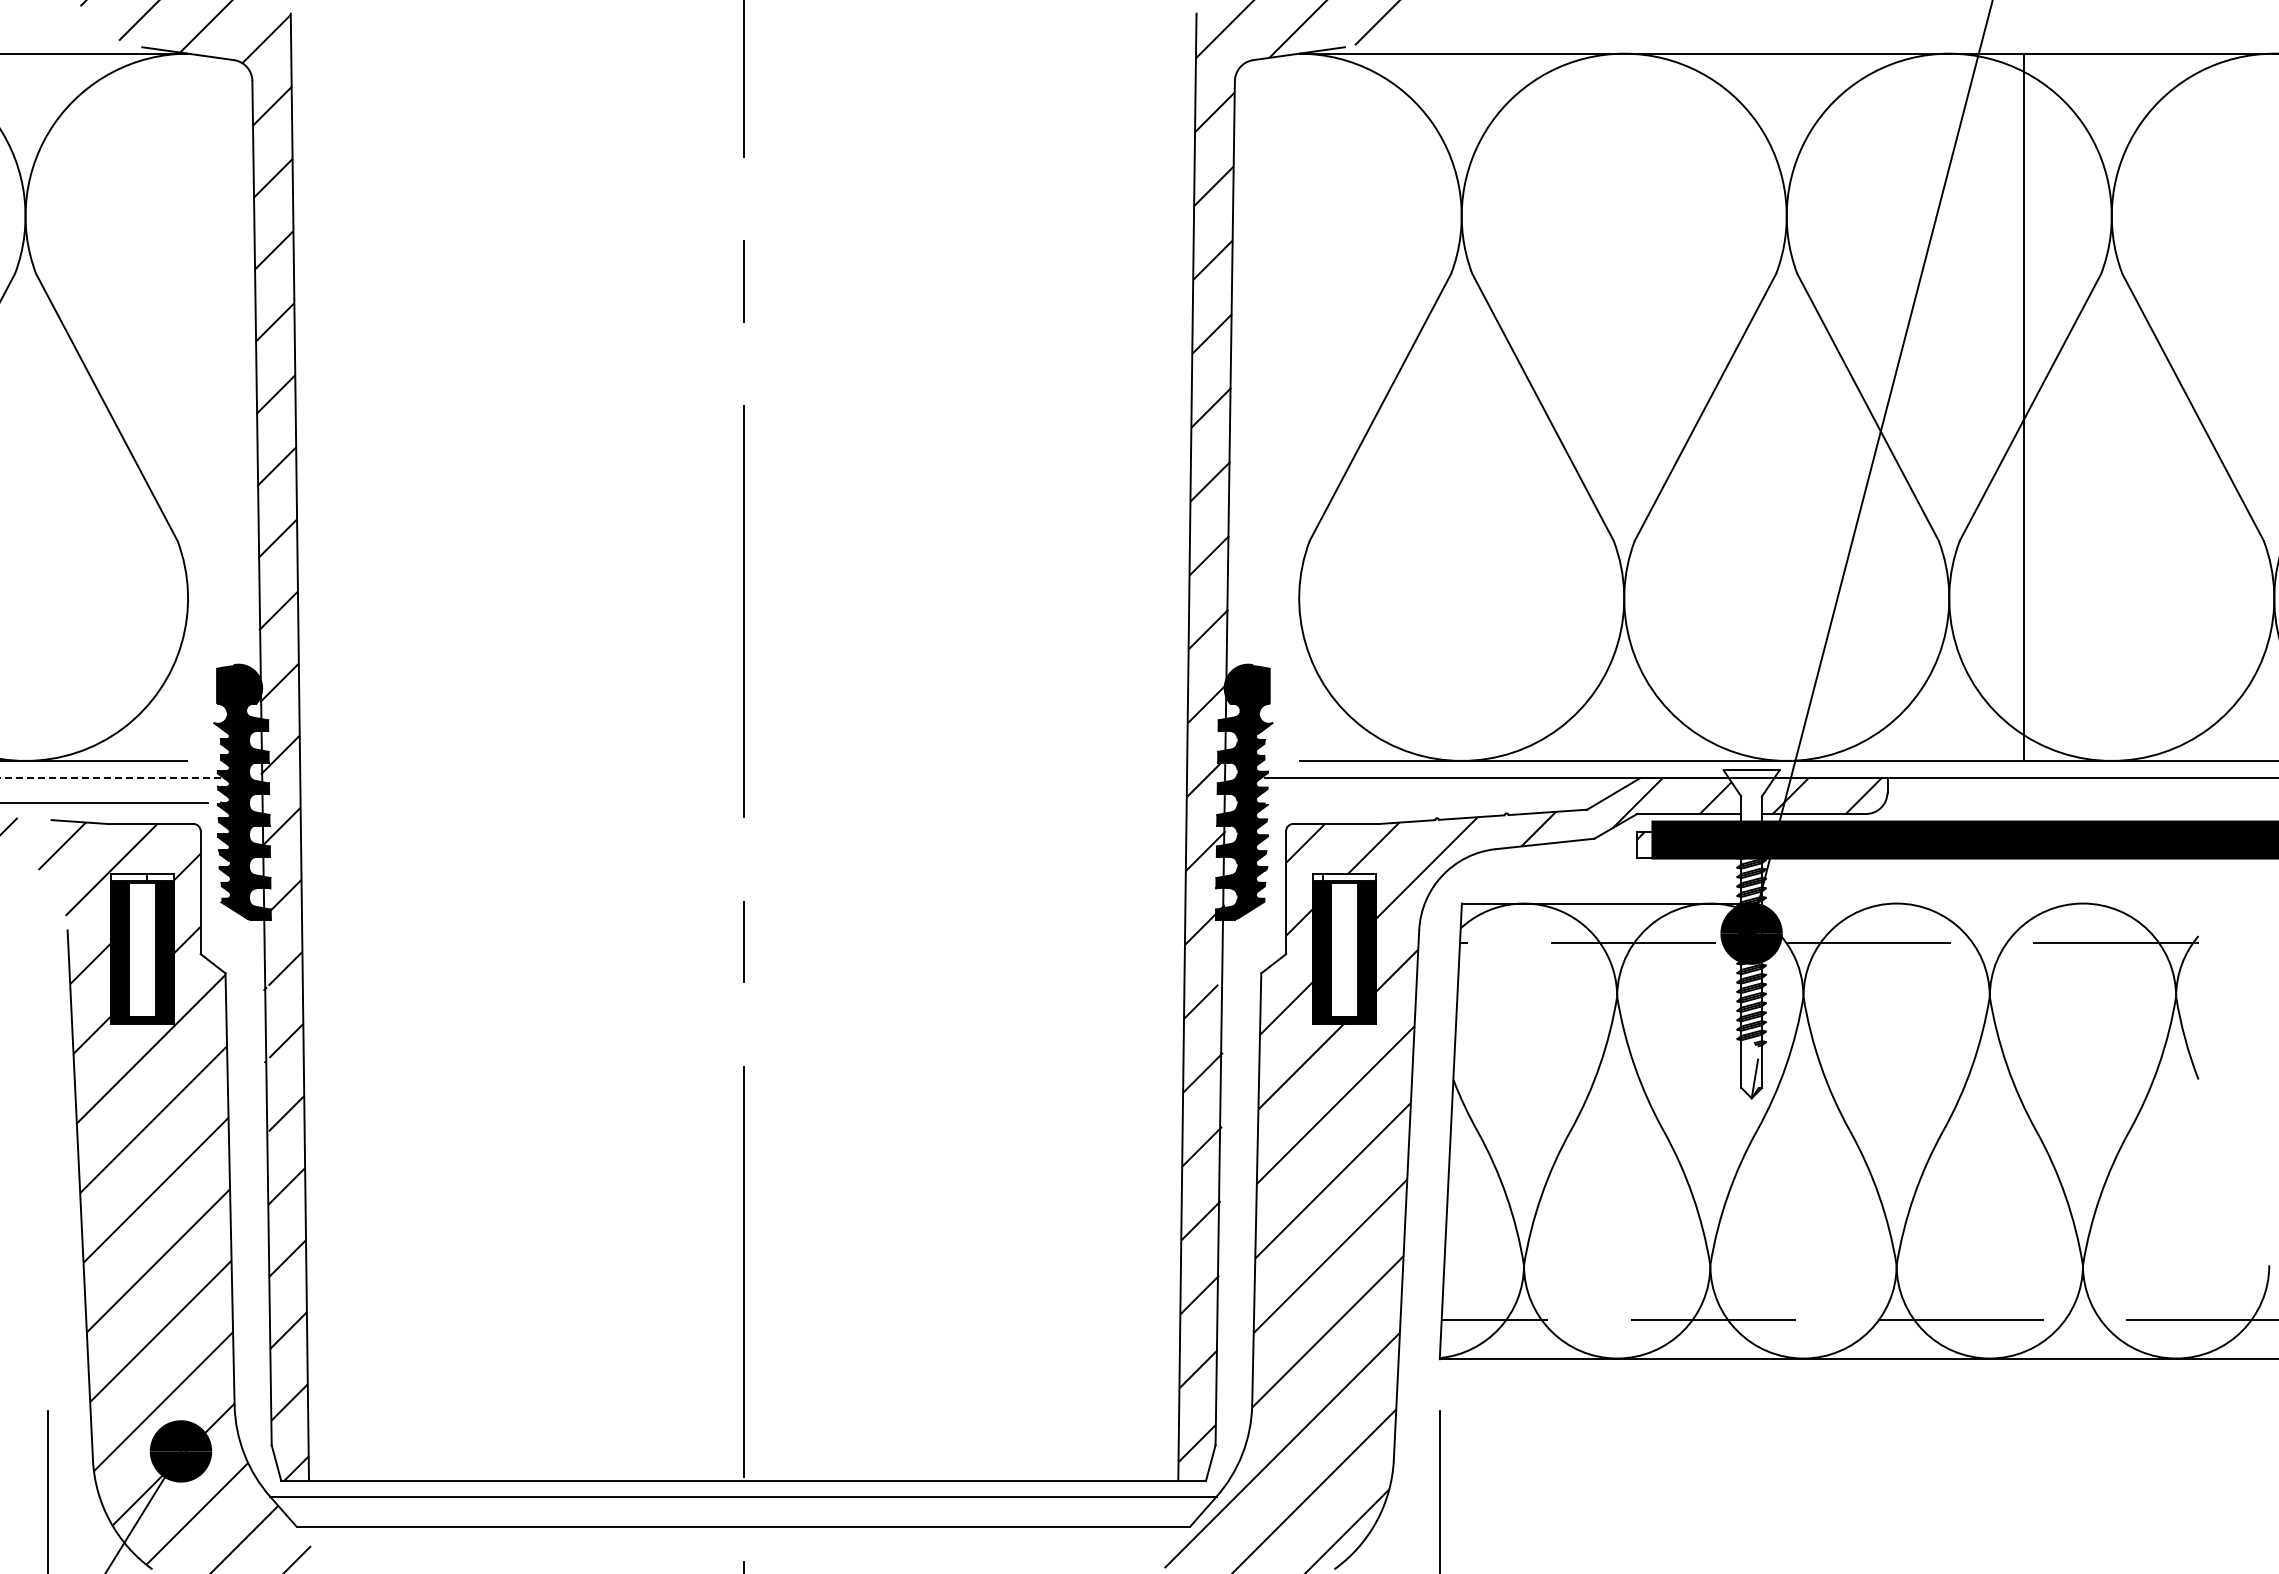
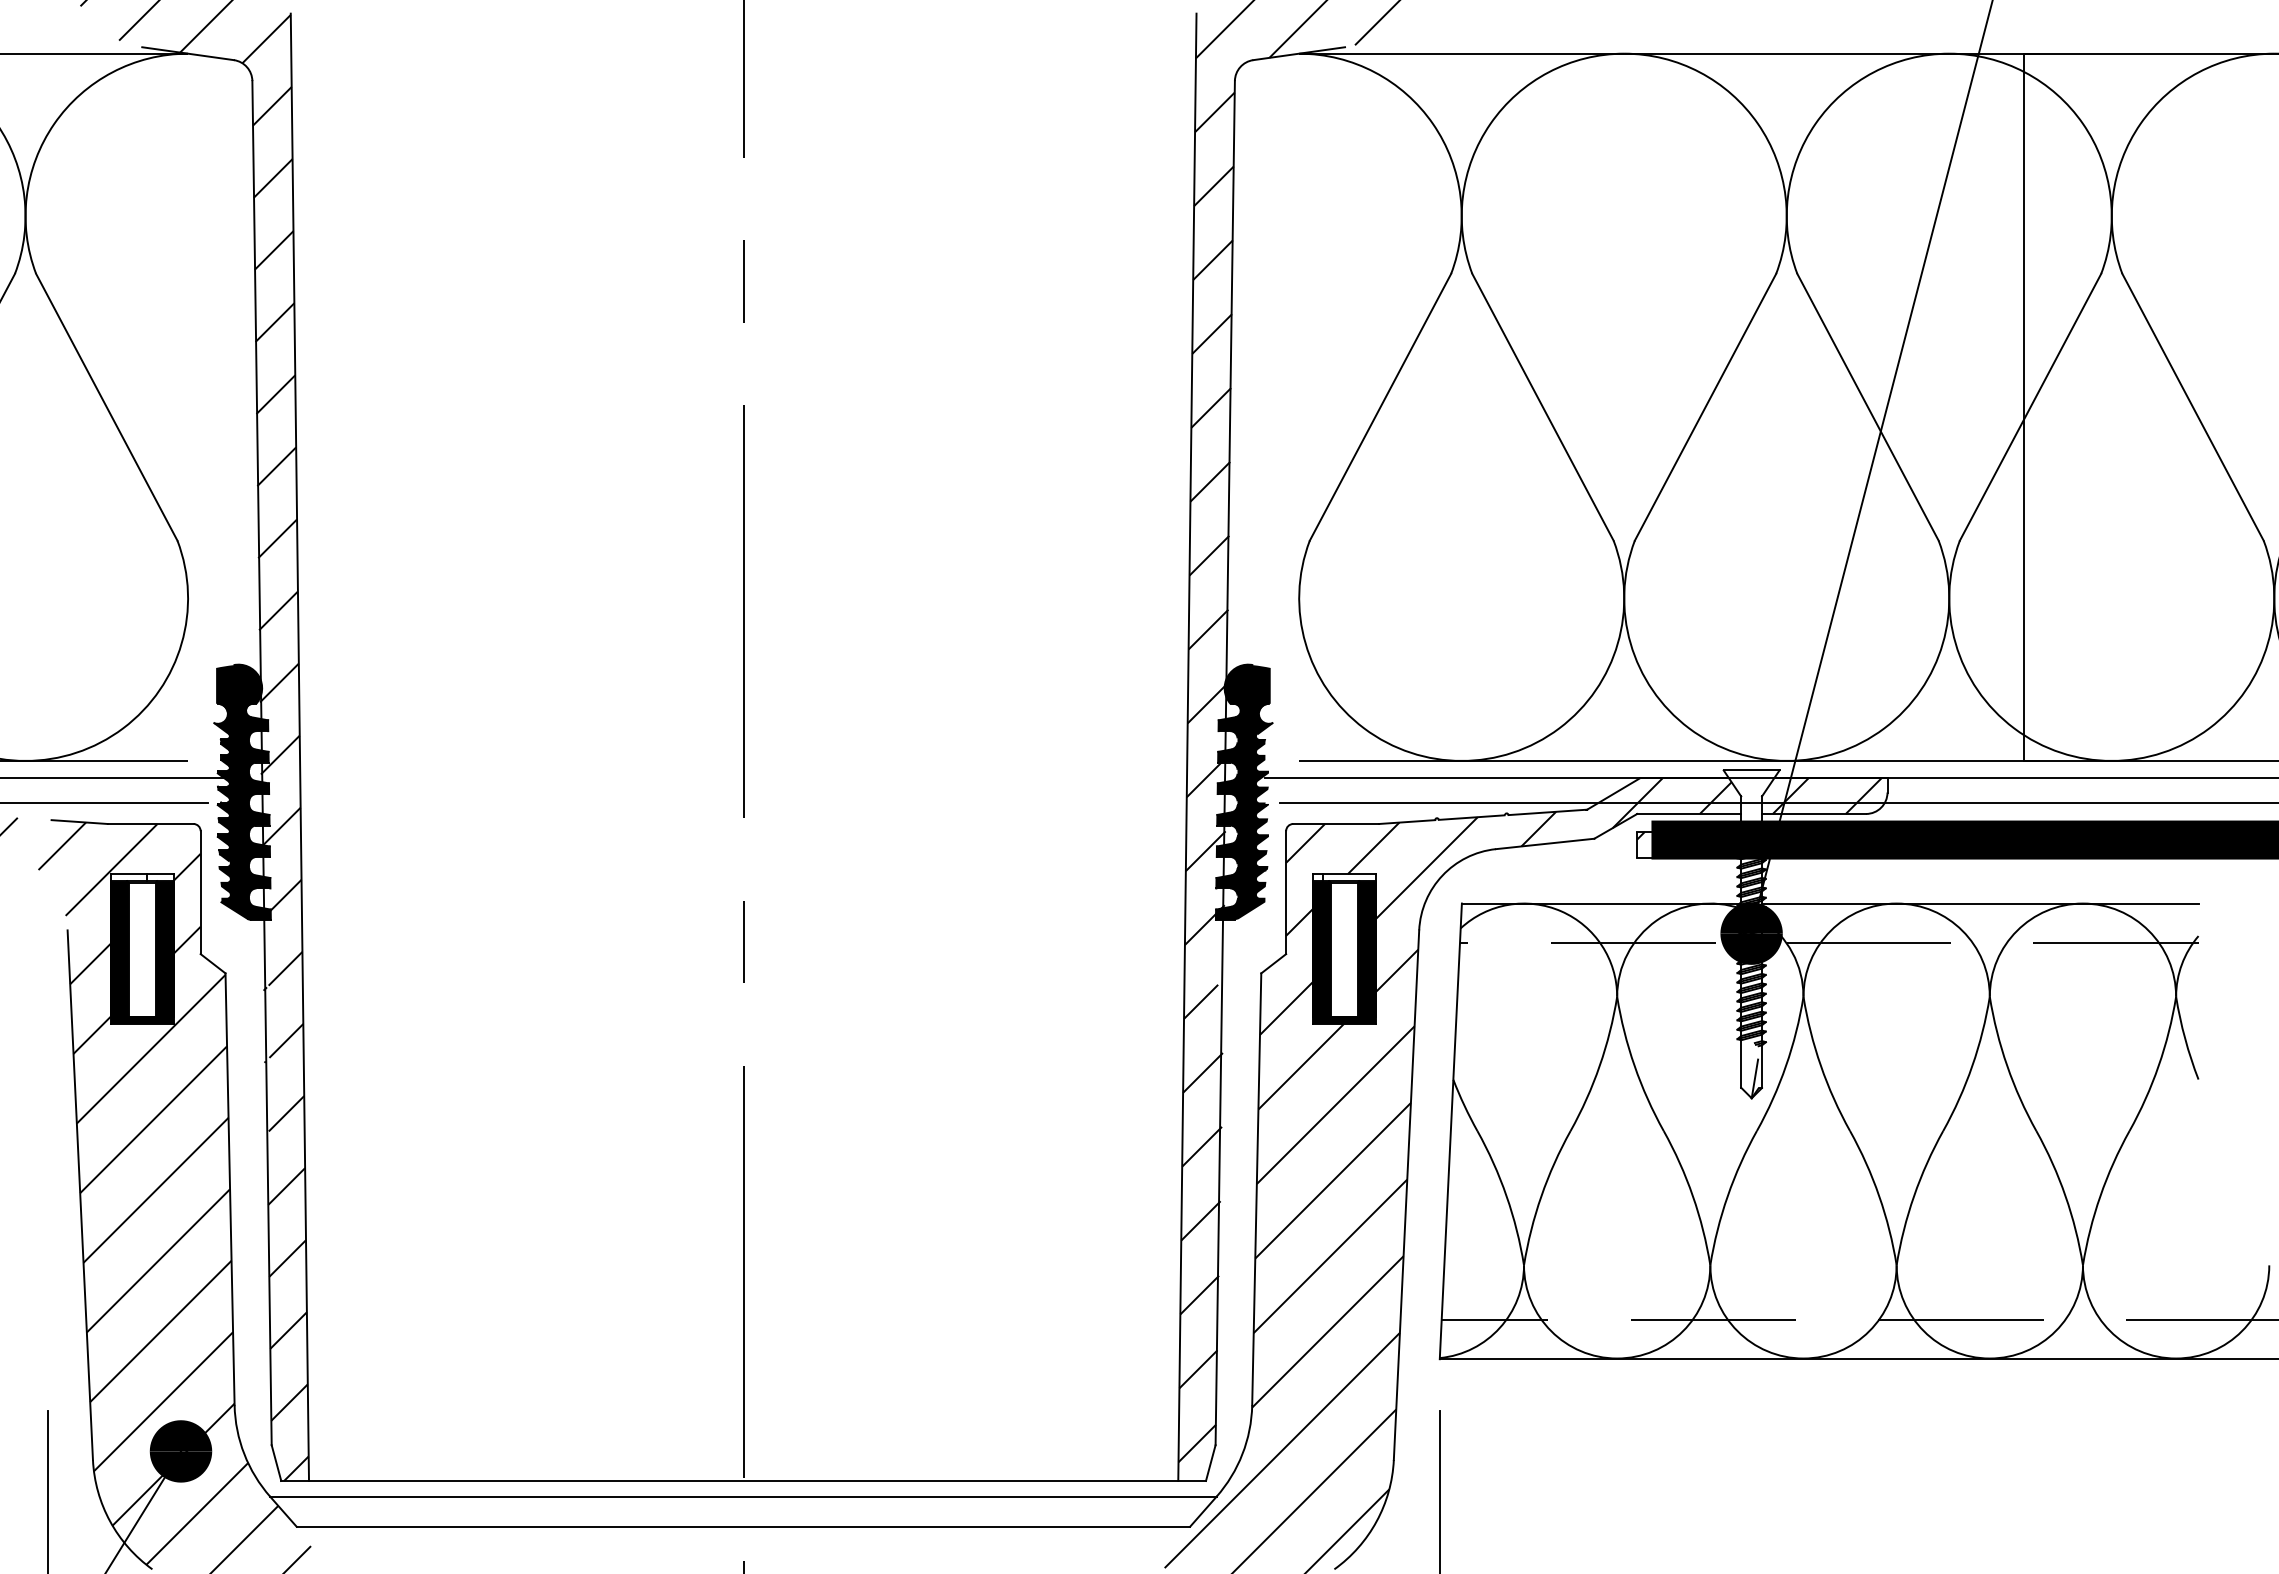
line: dashed -> solid (111, 778)
line: none -> present (1777, 803)
line: none -> present (1980, 903)
